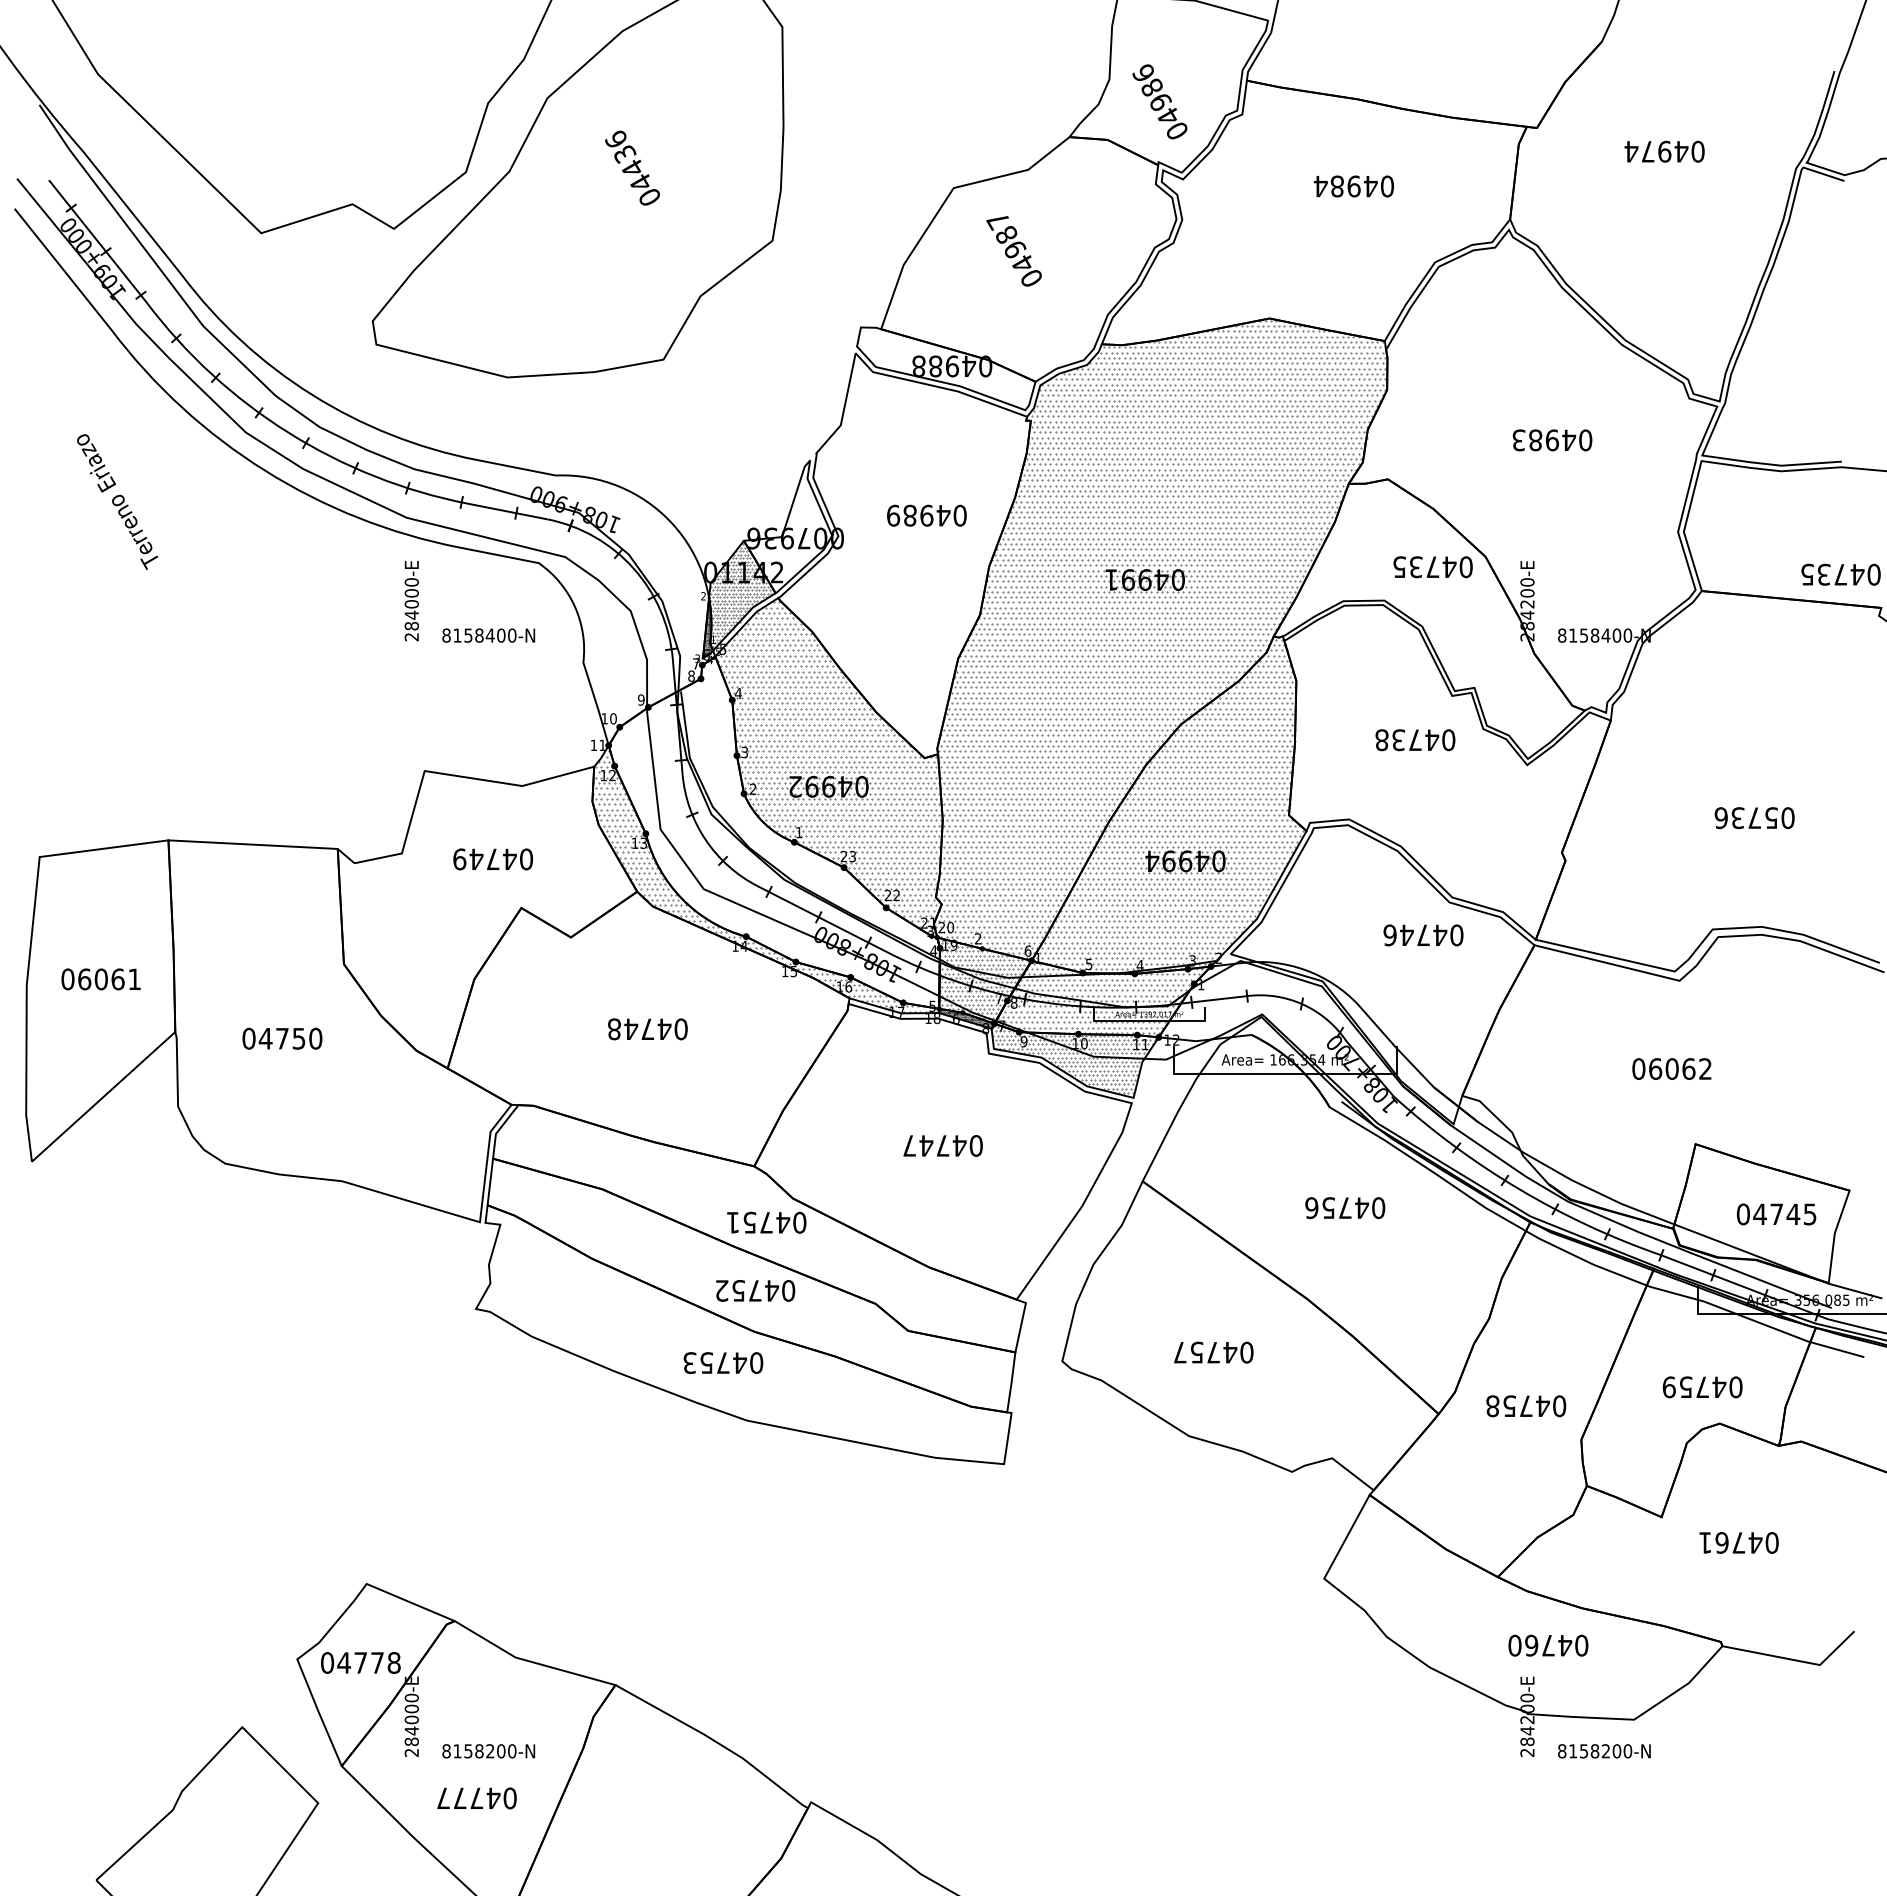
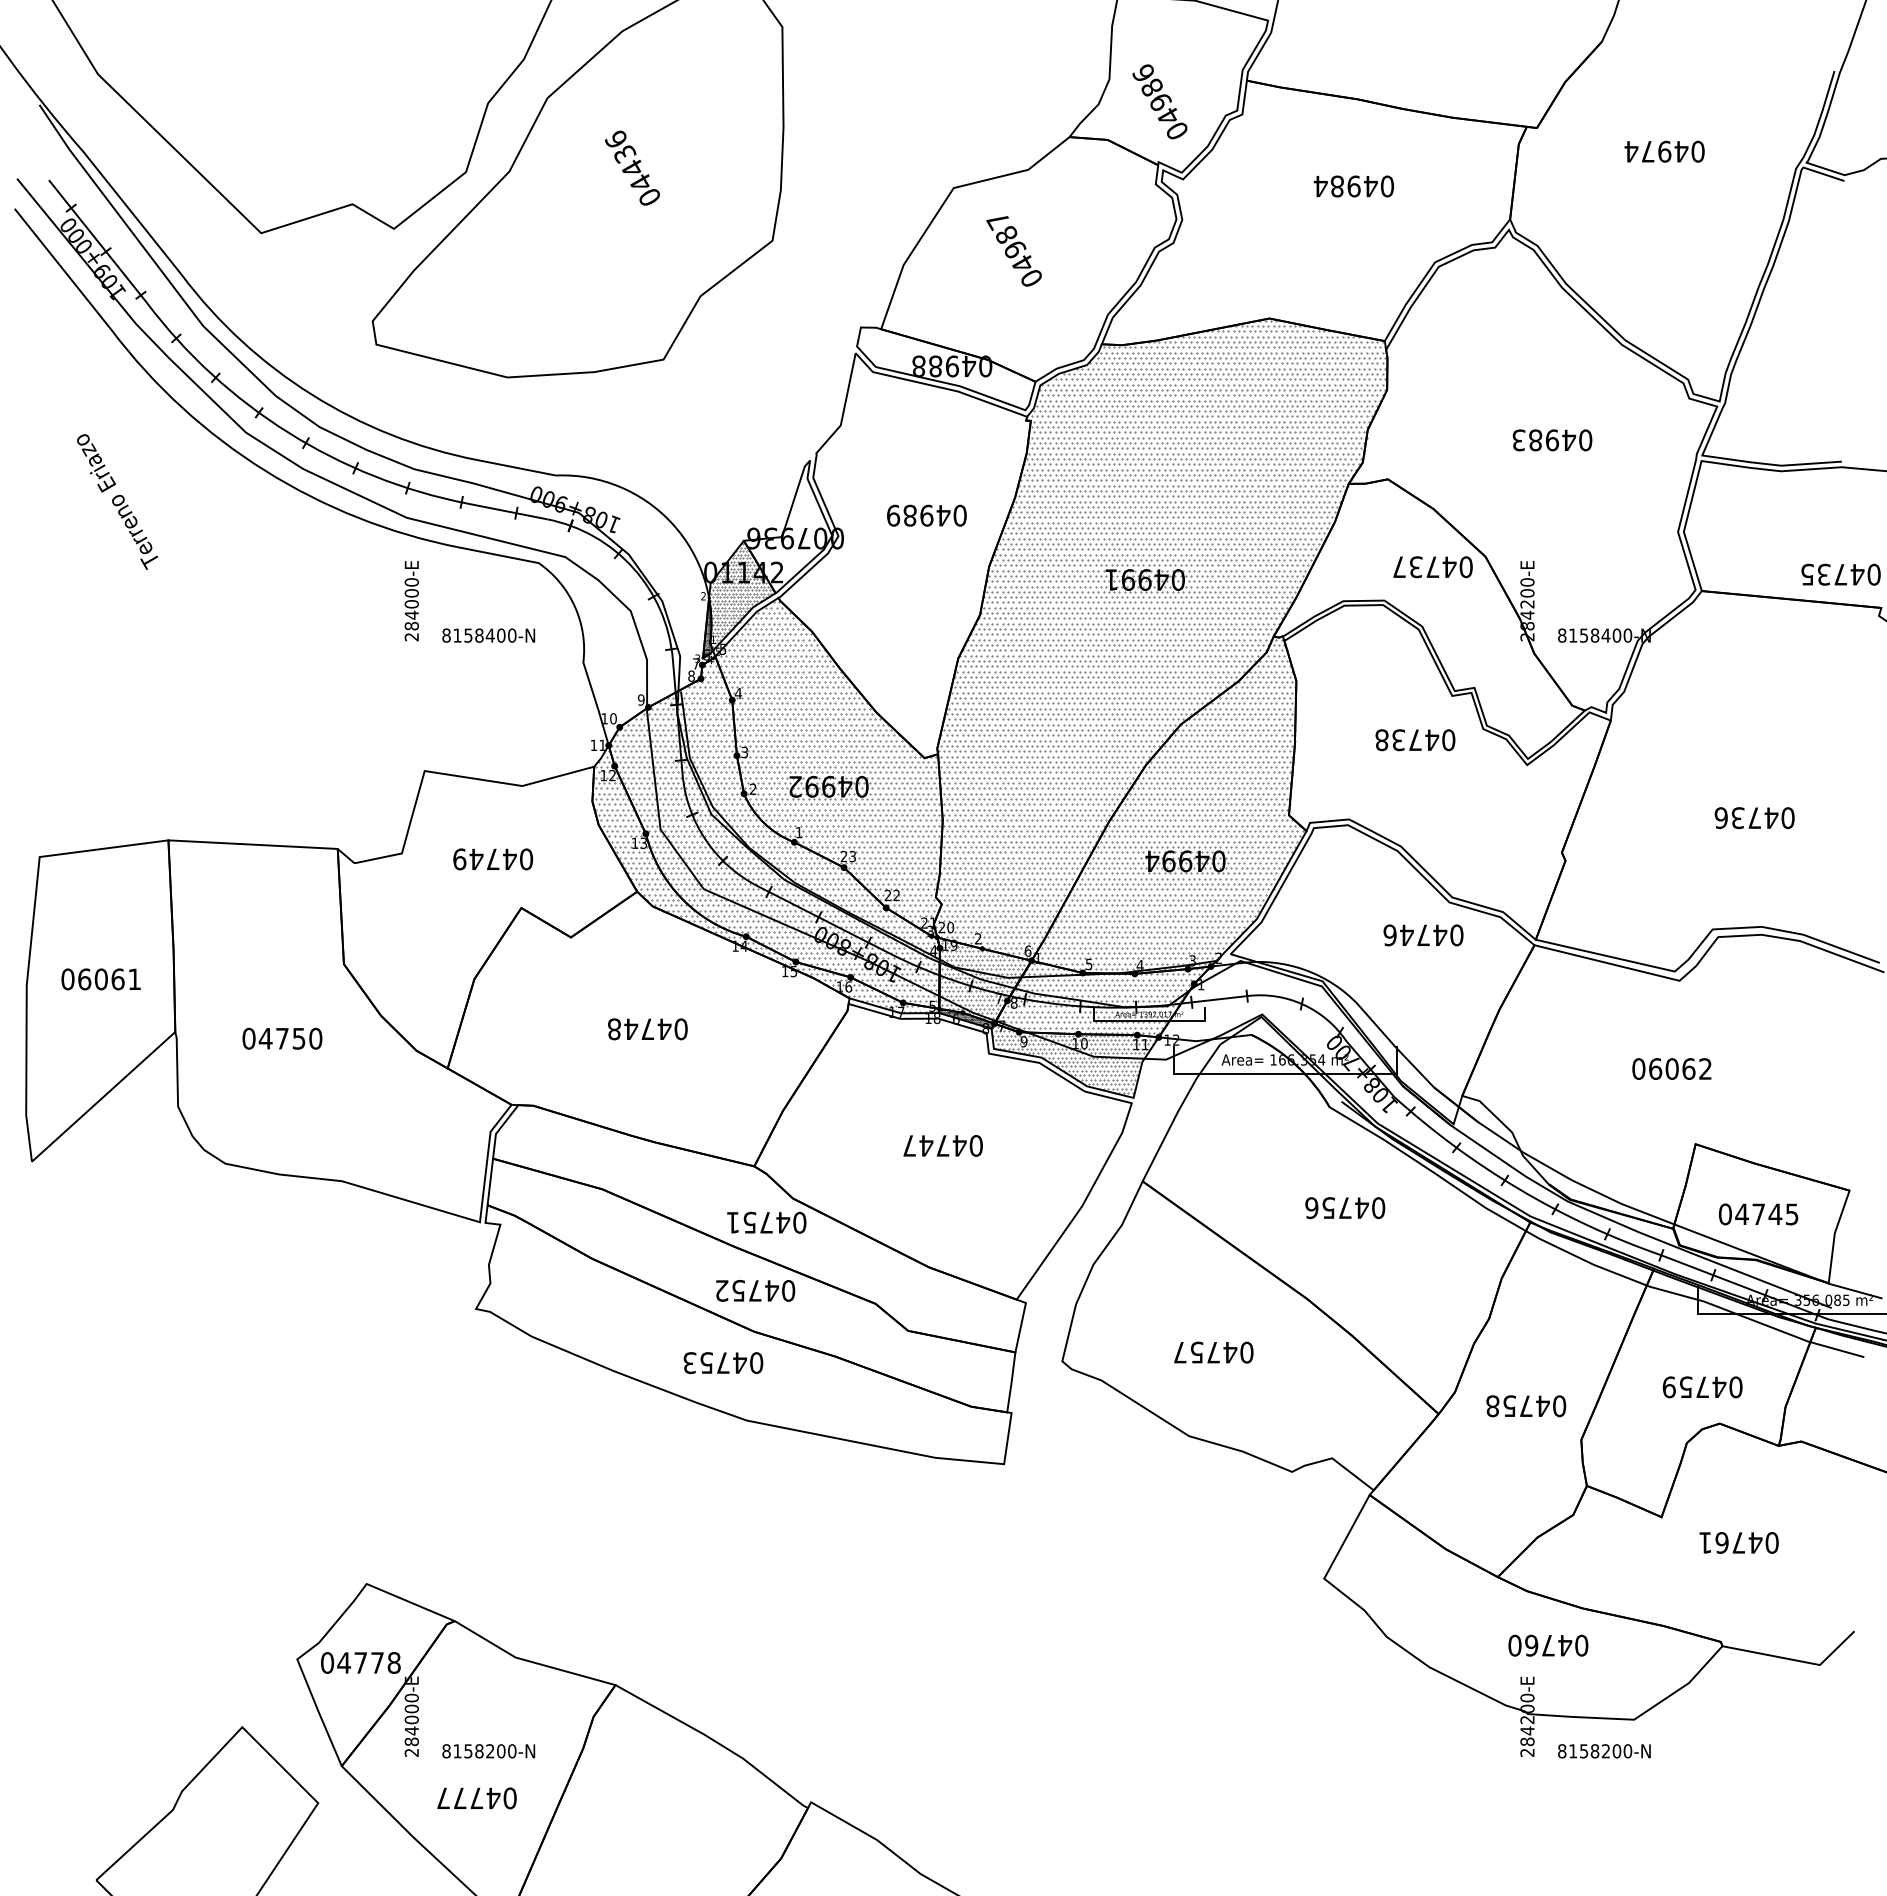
text: 04735 -> 04737 (1399, 566)
text: 05736 -> 04736 (1771, 817)
hatch: none -> present (775, 833)
text position: (1776, 1214) -> (1758, 1214) (1758, 1214)
